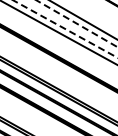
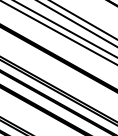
line: dashed -> solid (76, 23)
line: dashed -> solid (65, 29)
